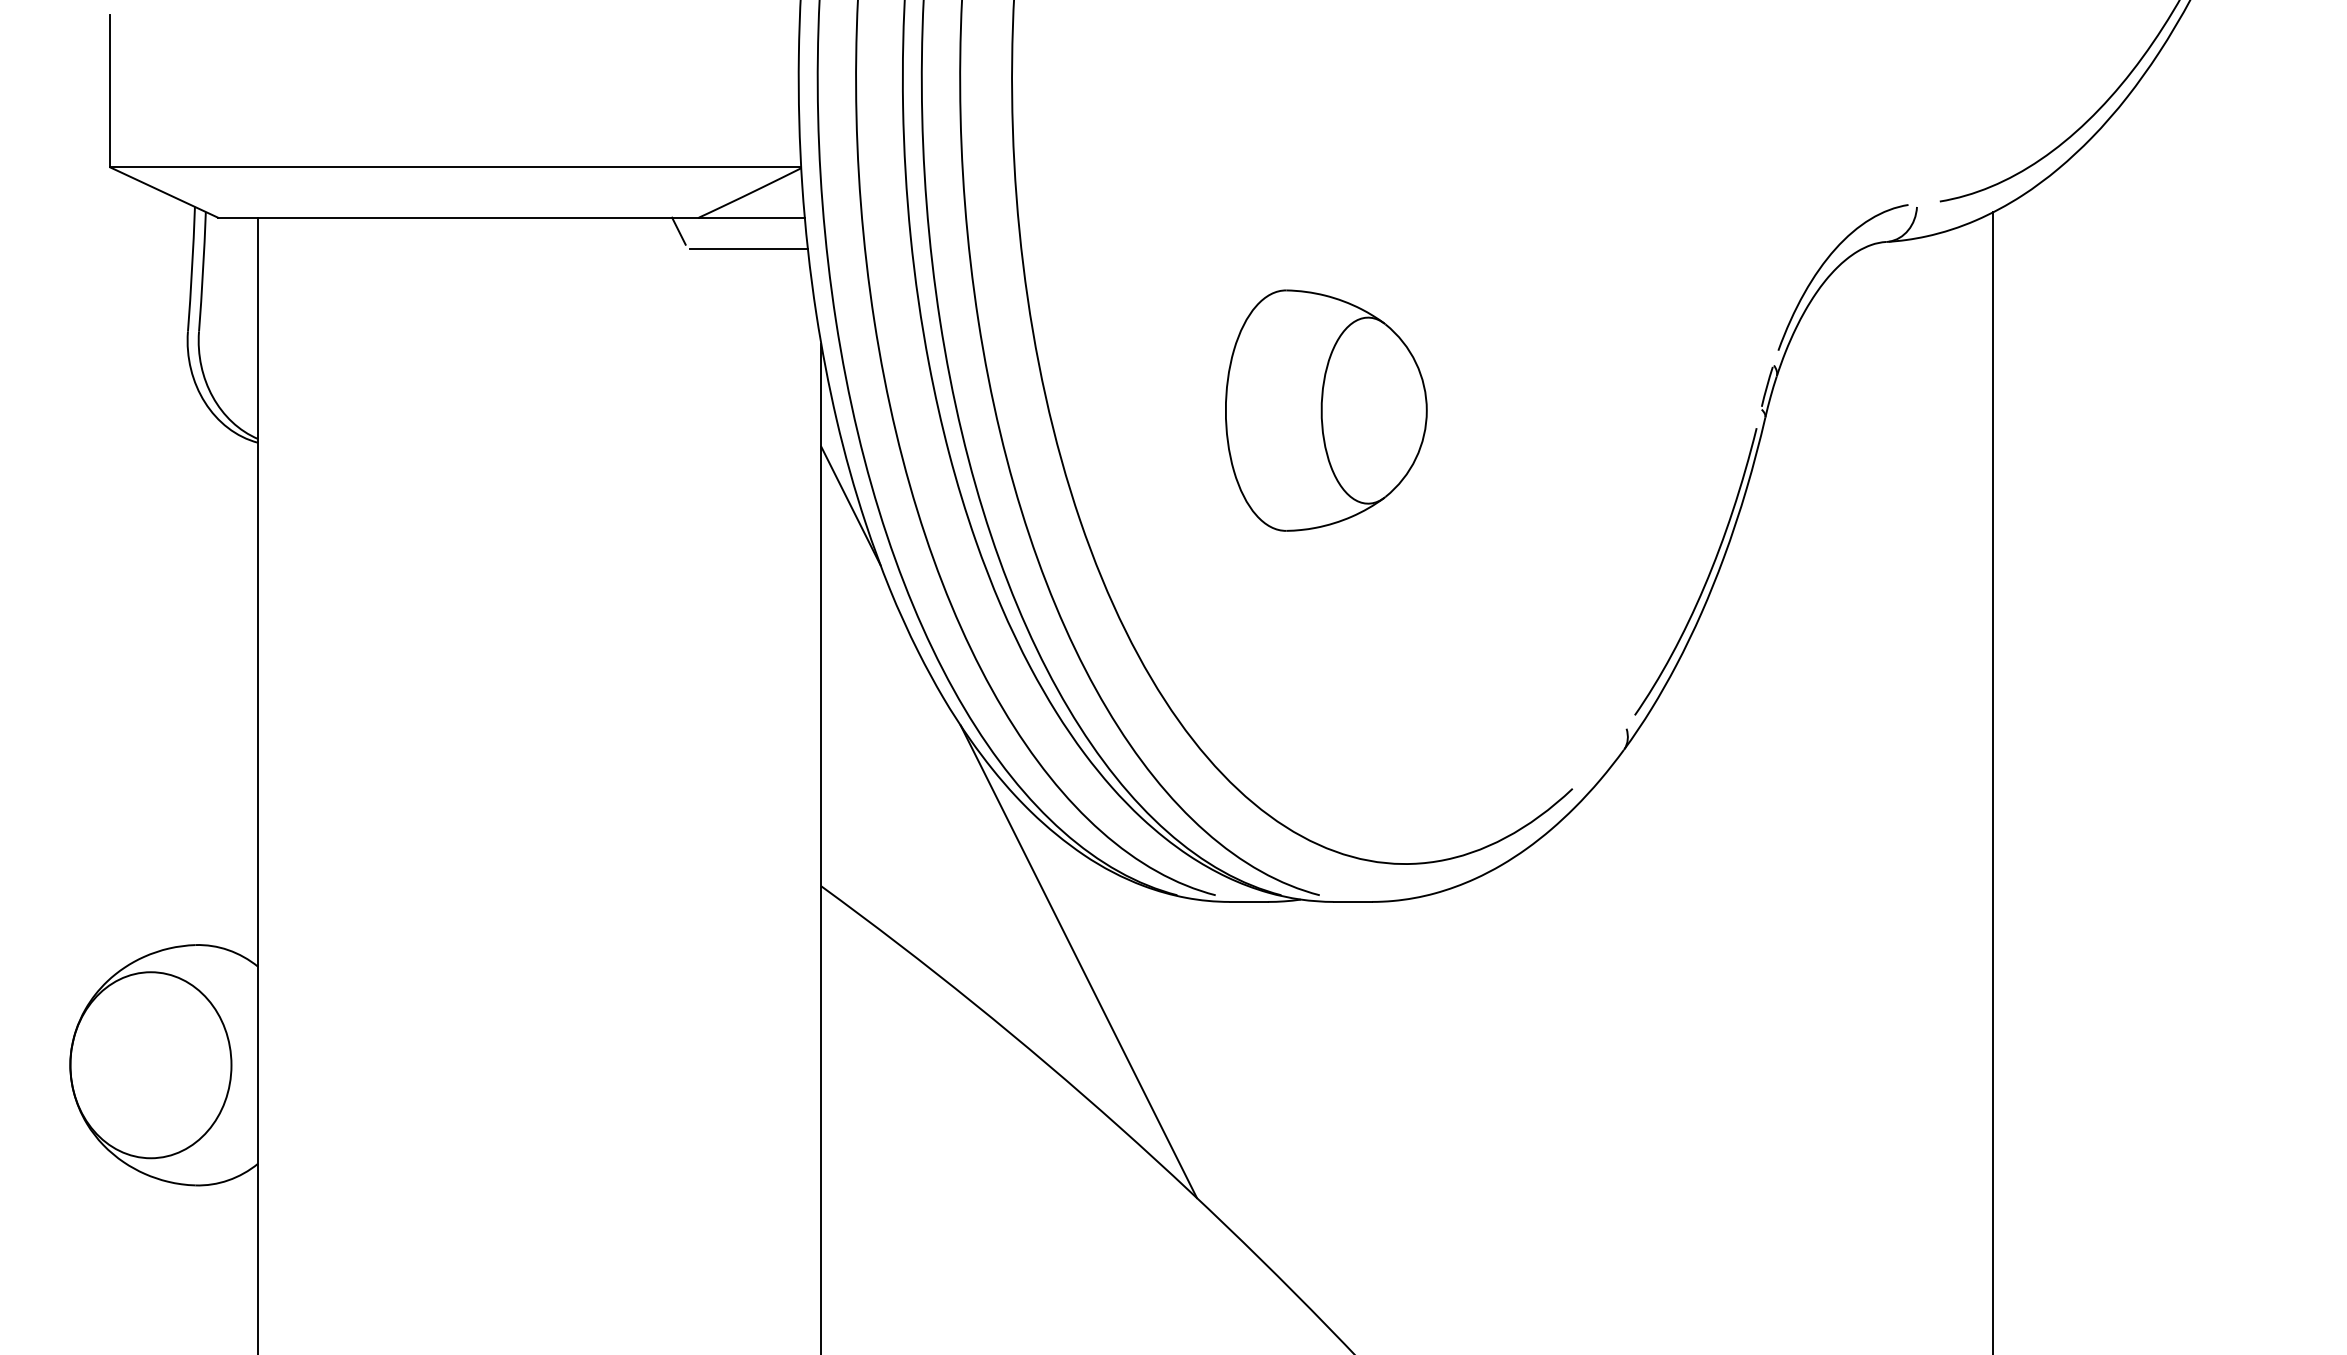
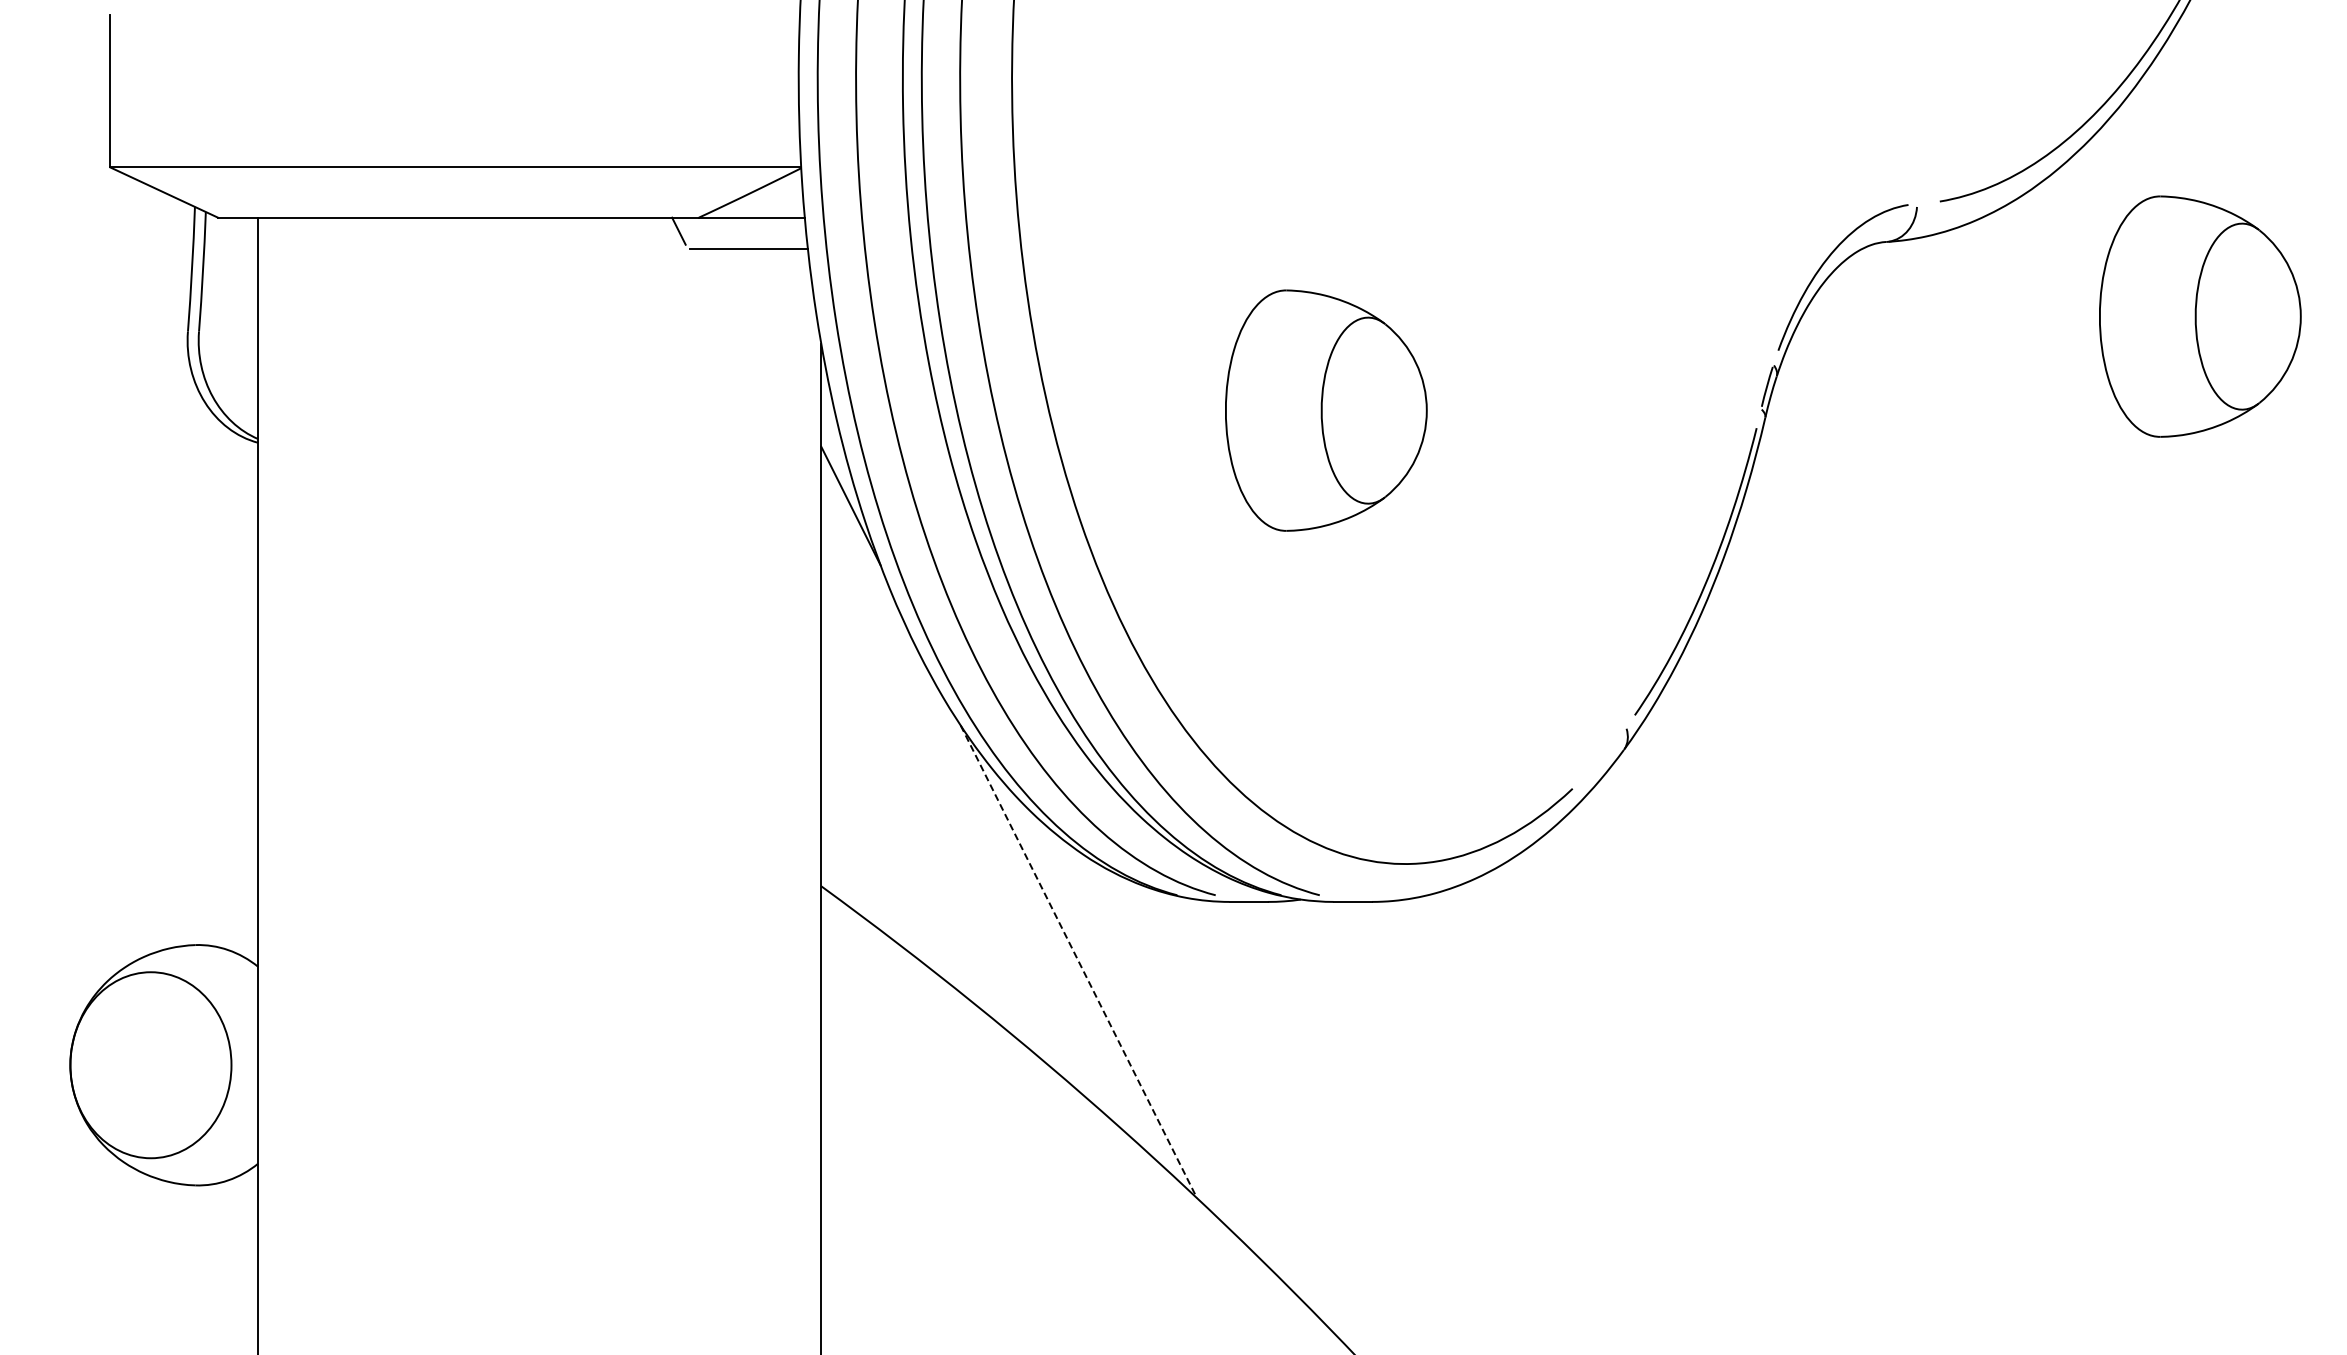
part: none -> present (2200, 316)
line: present -> none (1993, 781)
line: solid -> dashed (1079, 962)
